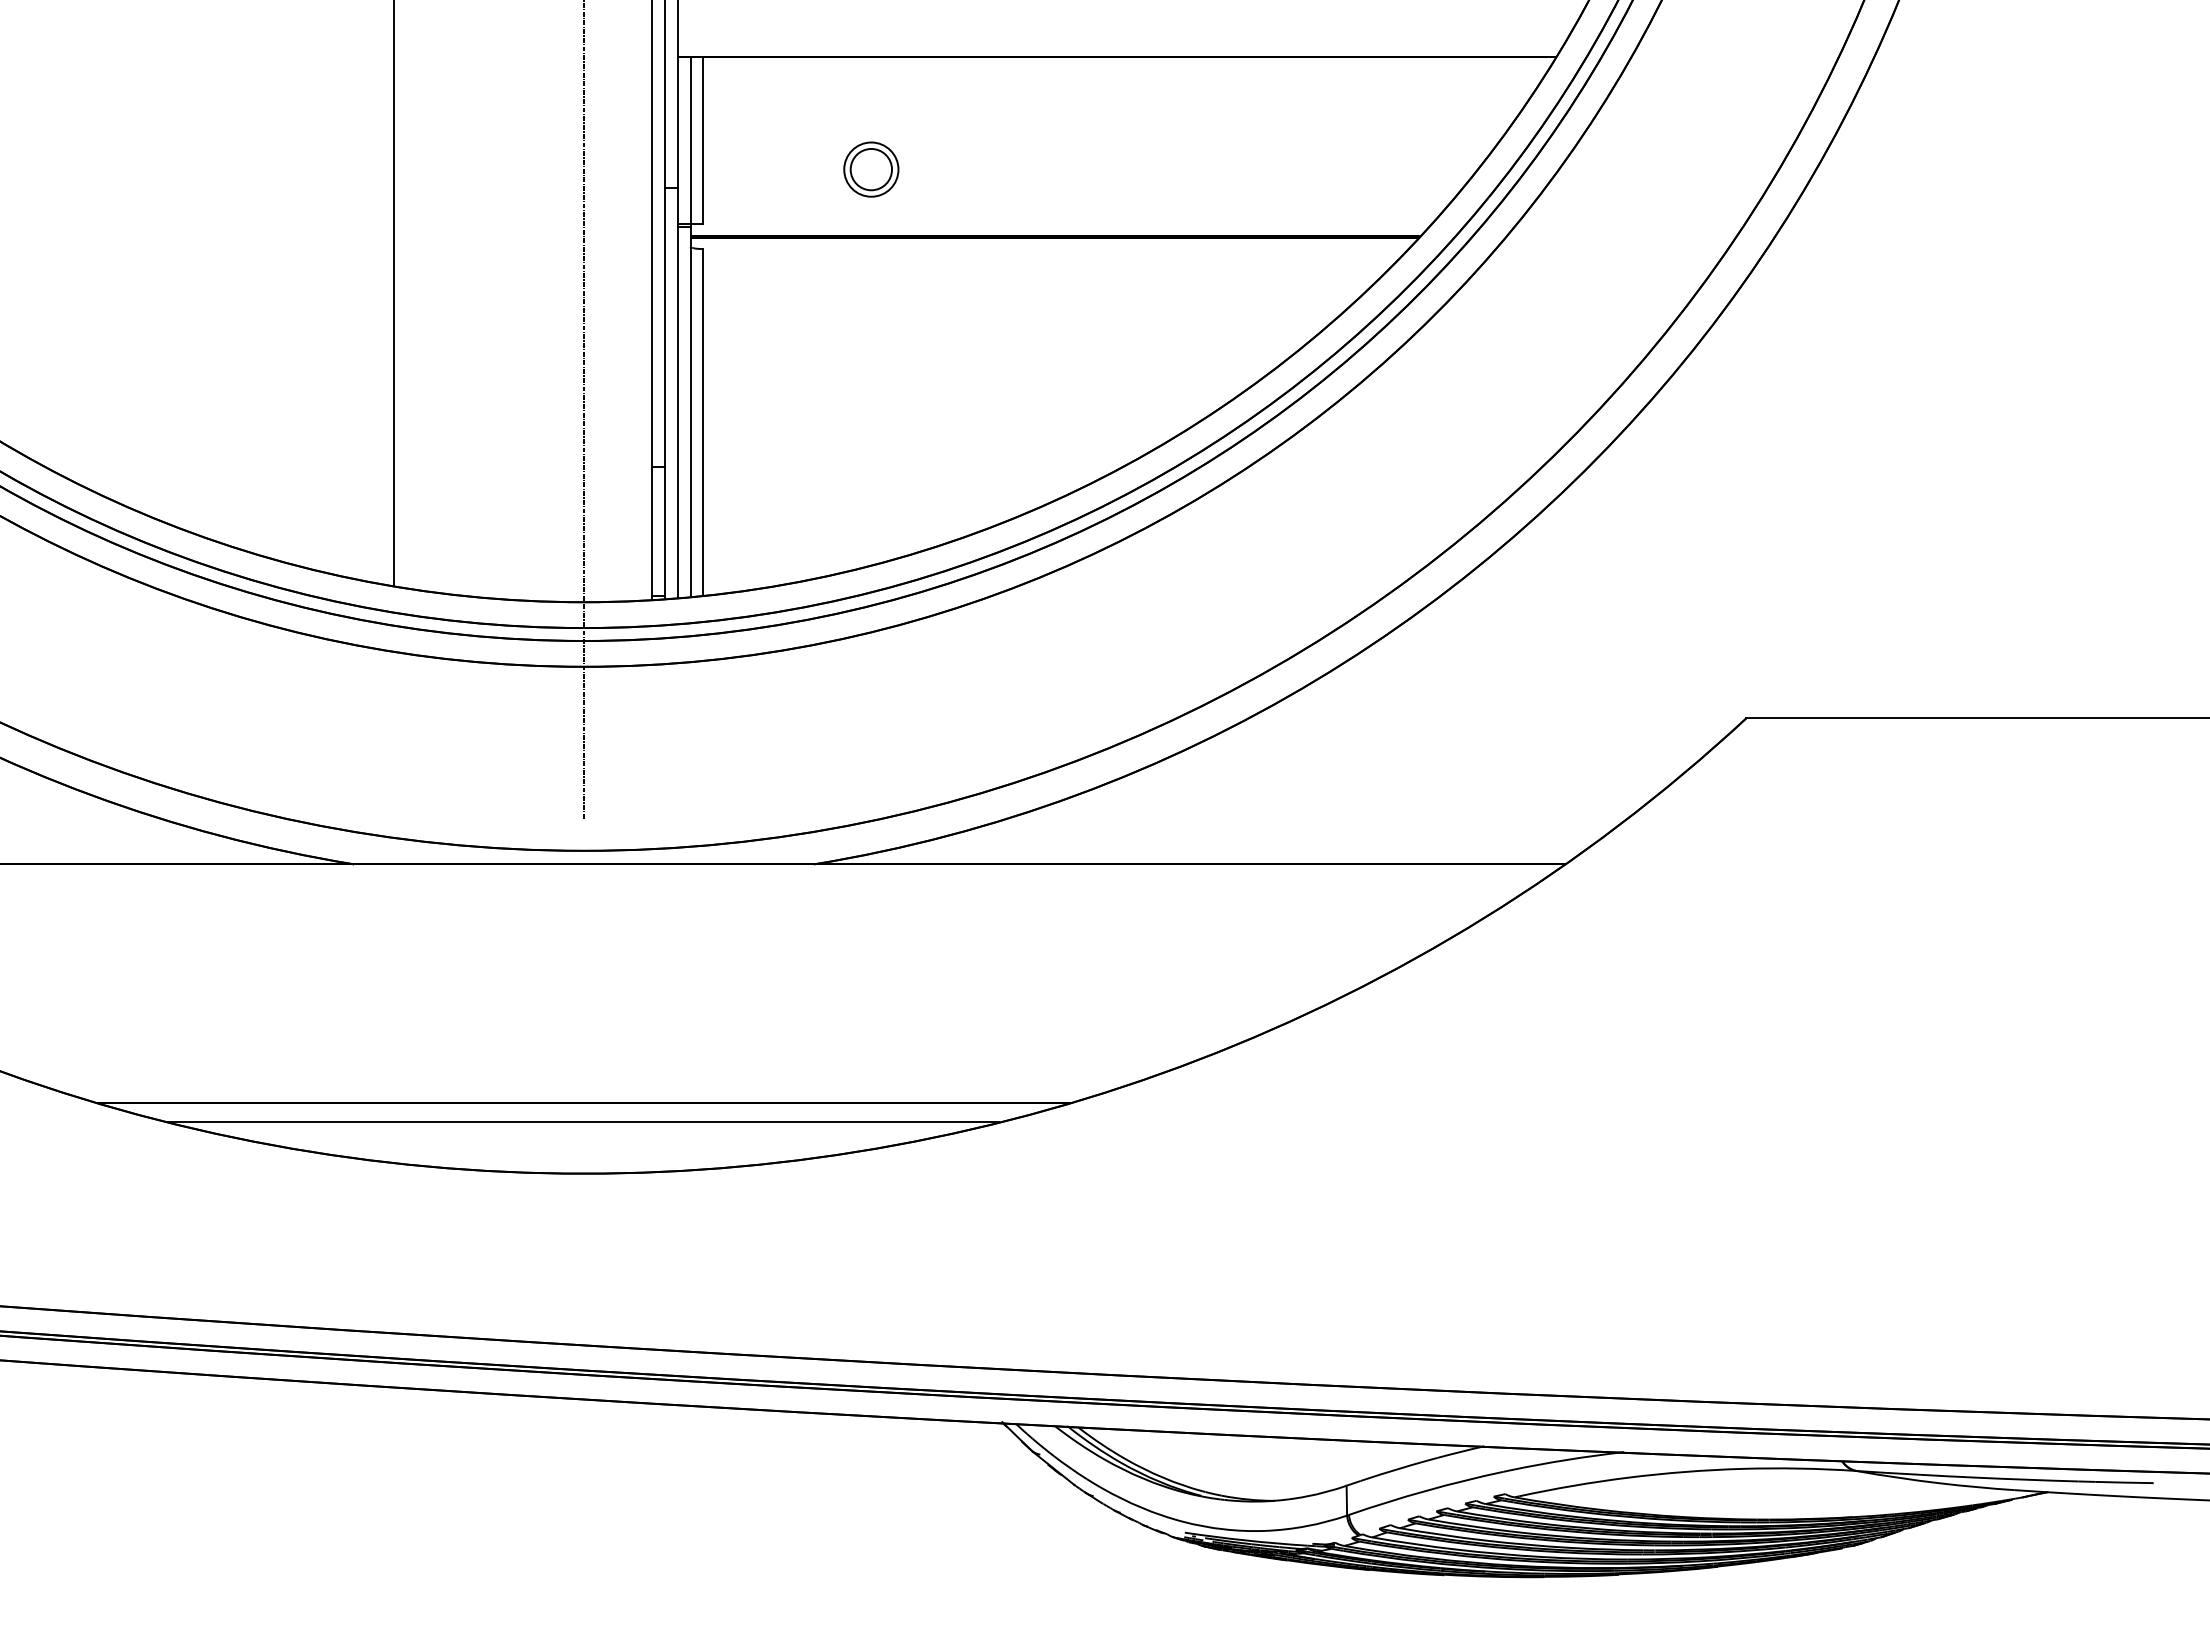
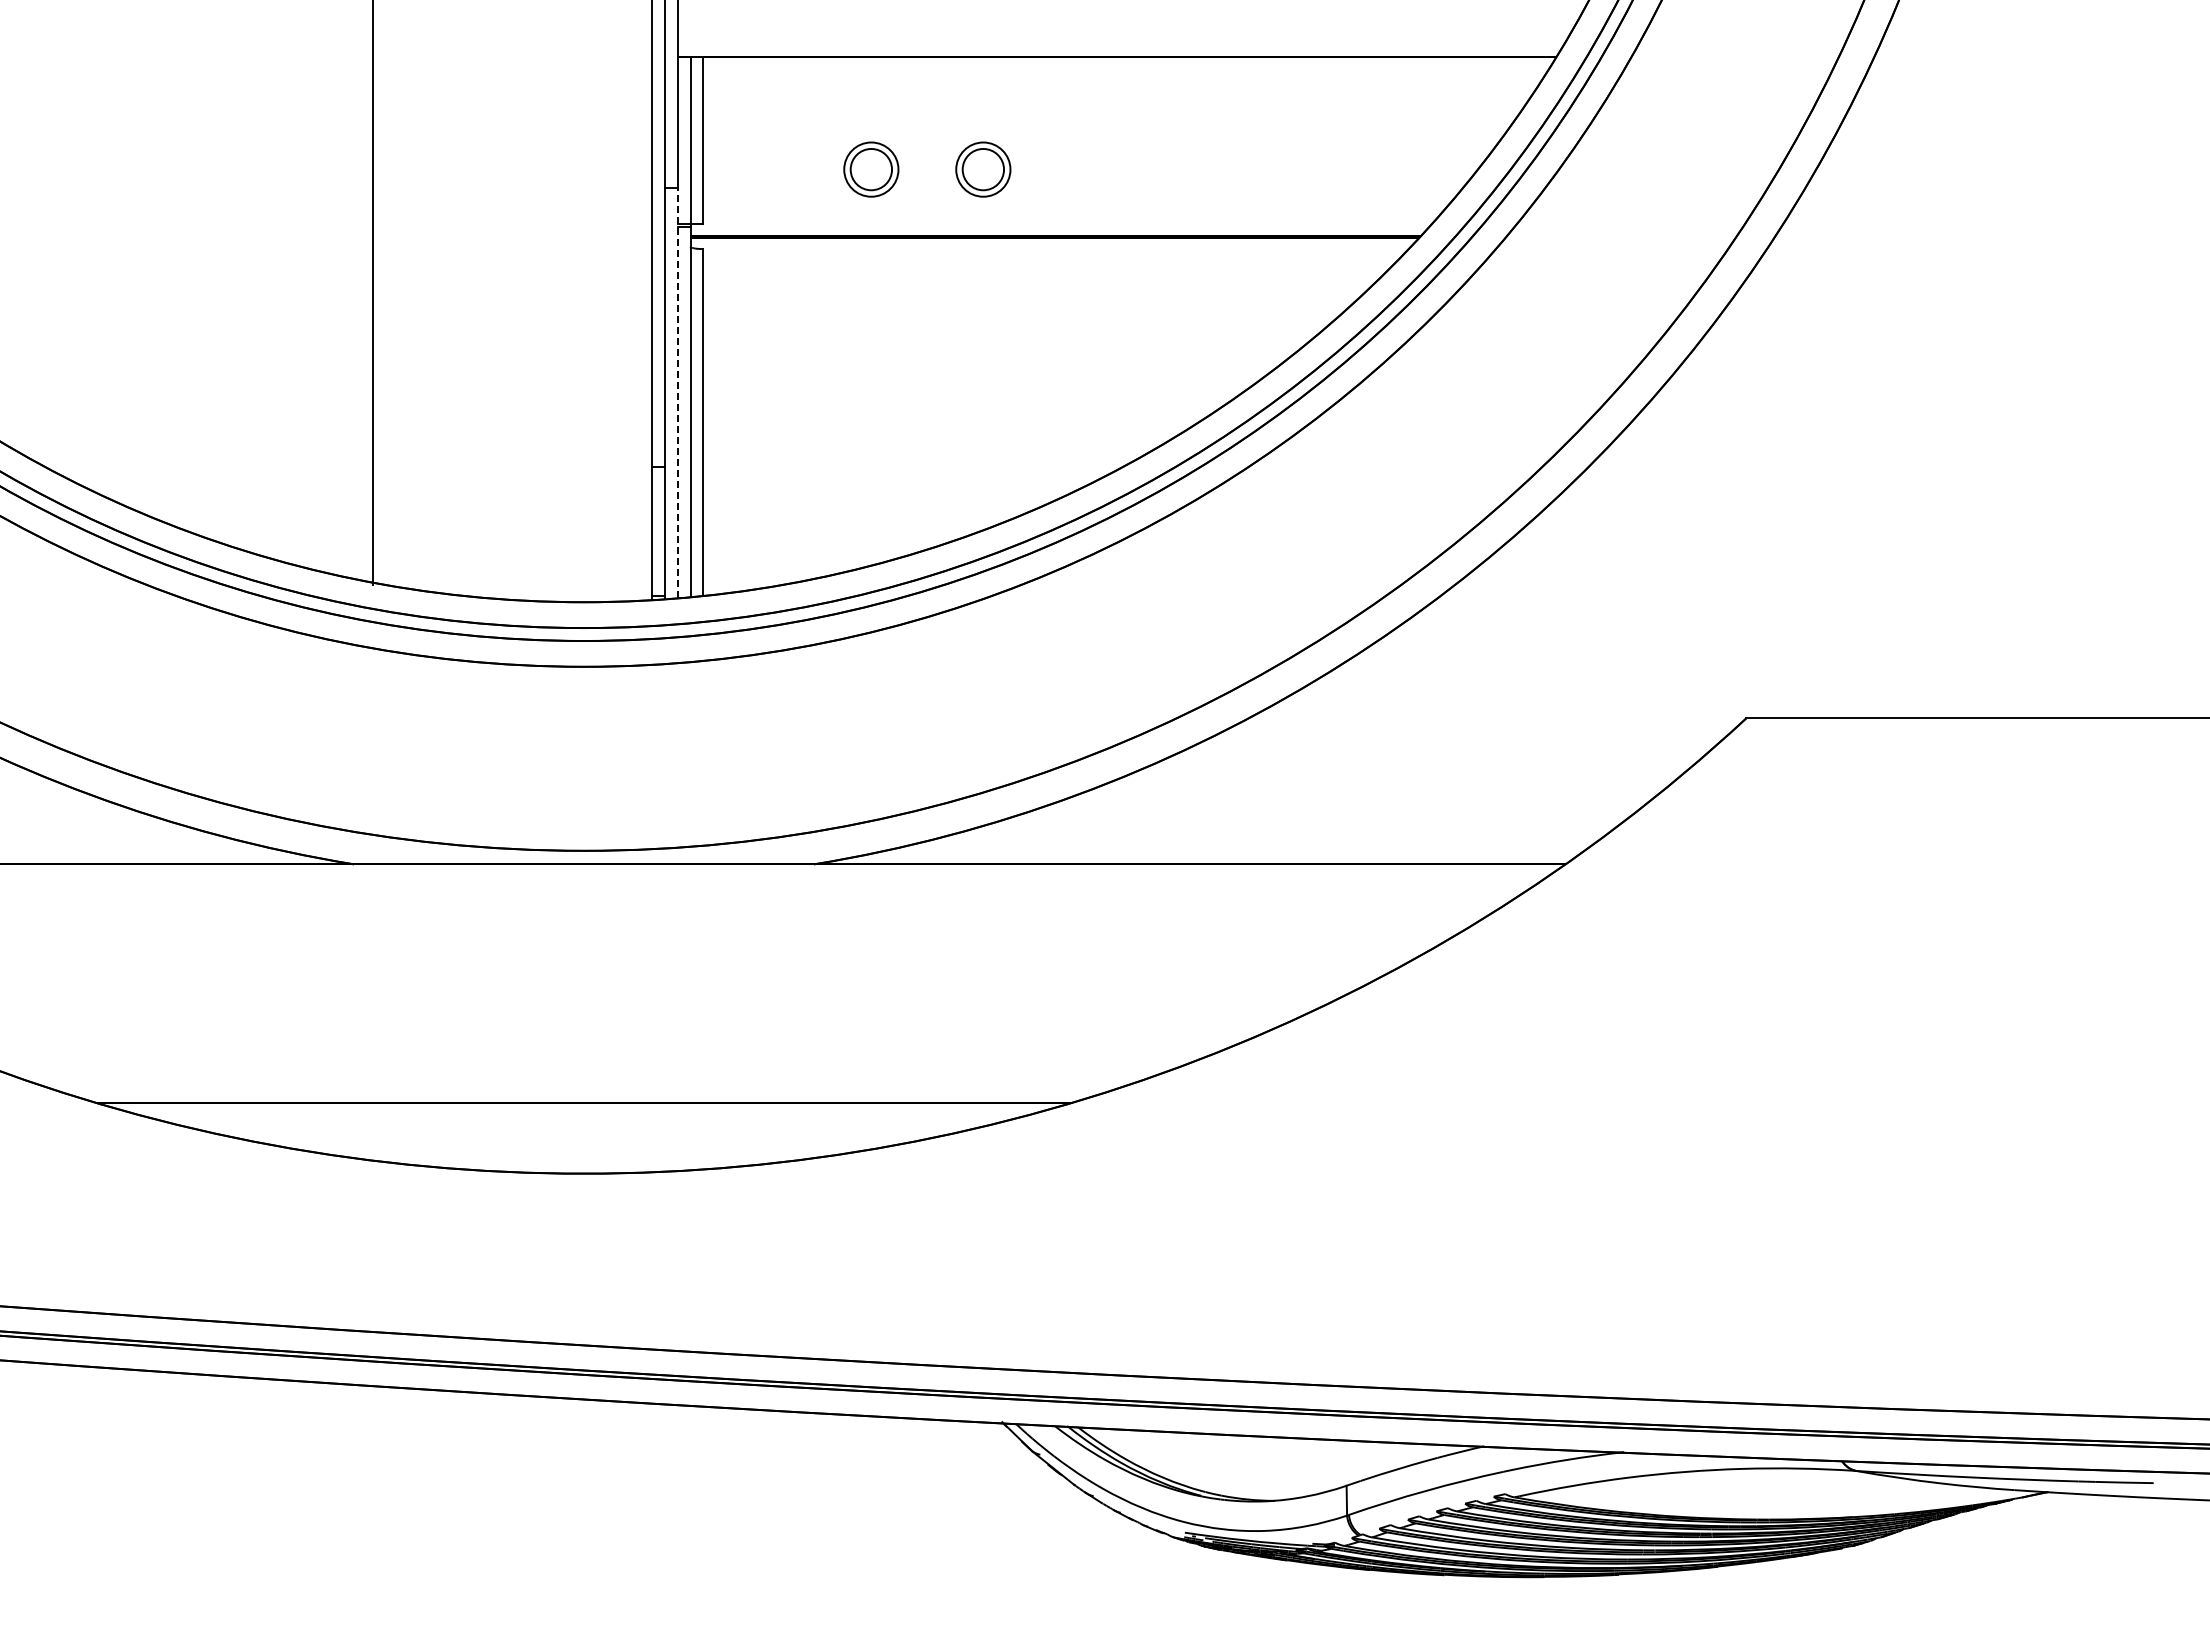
part: none -> present (983, 169)
line position: (393, 293) -> (372, 293) (372, 293)
line: solid -> dashed (677, 393)
line: present -> none (584, 410)
line: present -> none (583, 1122)
